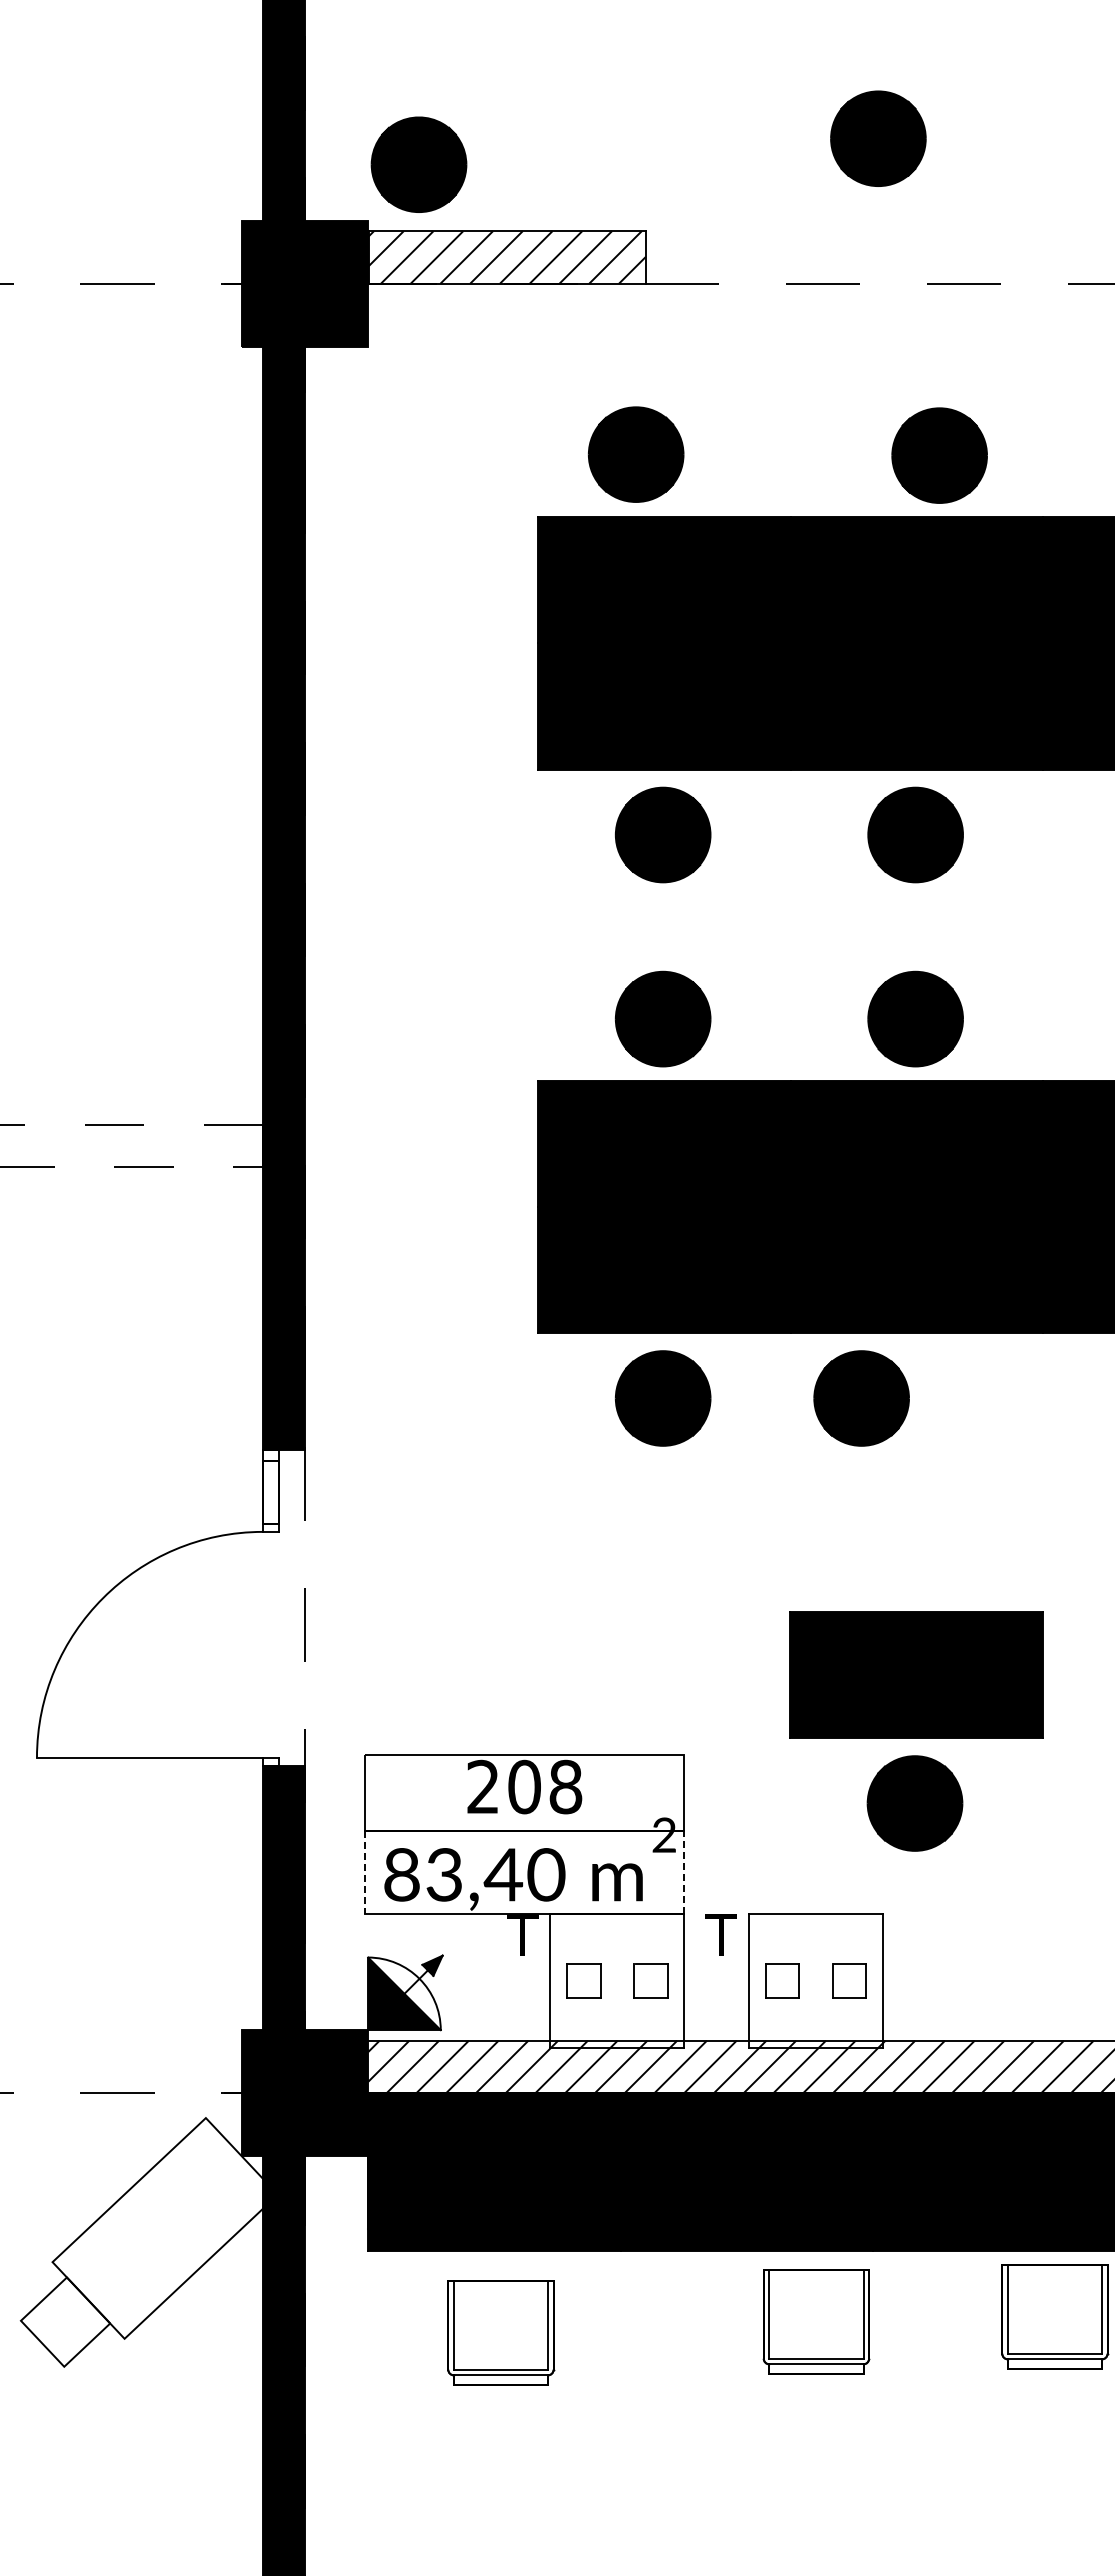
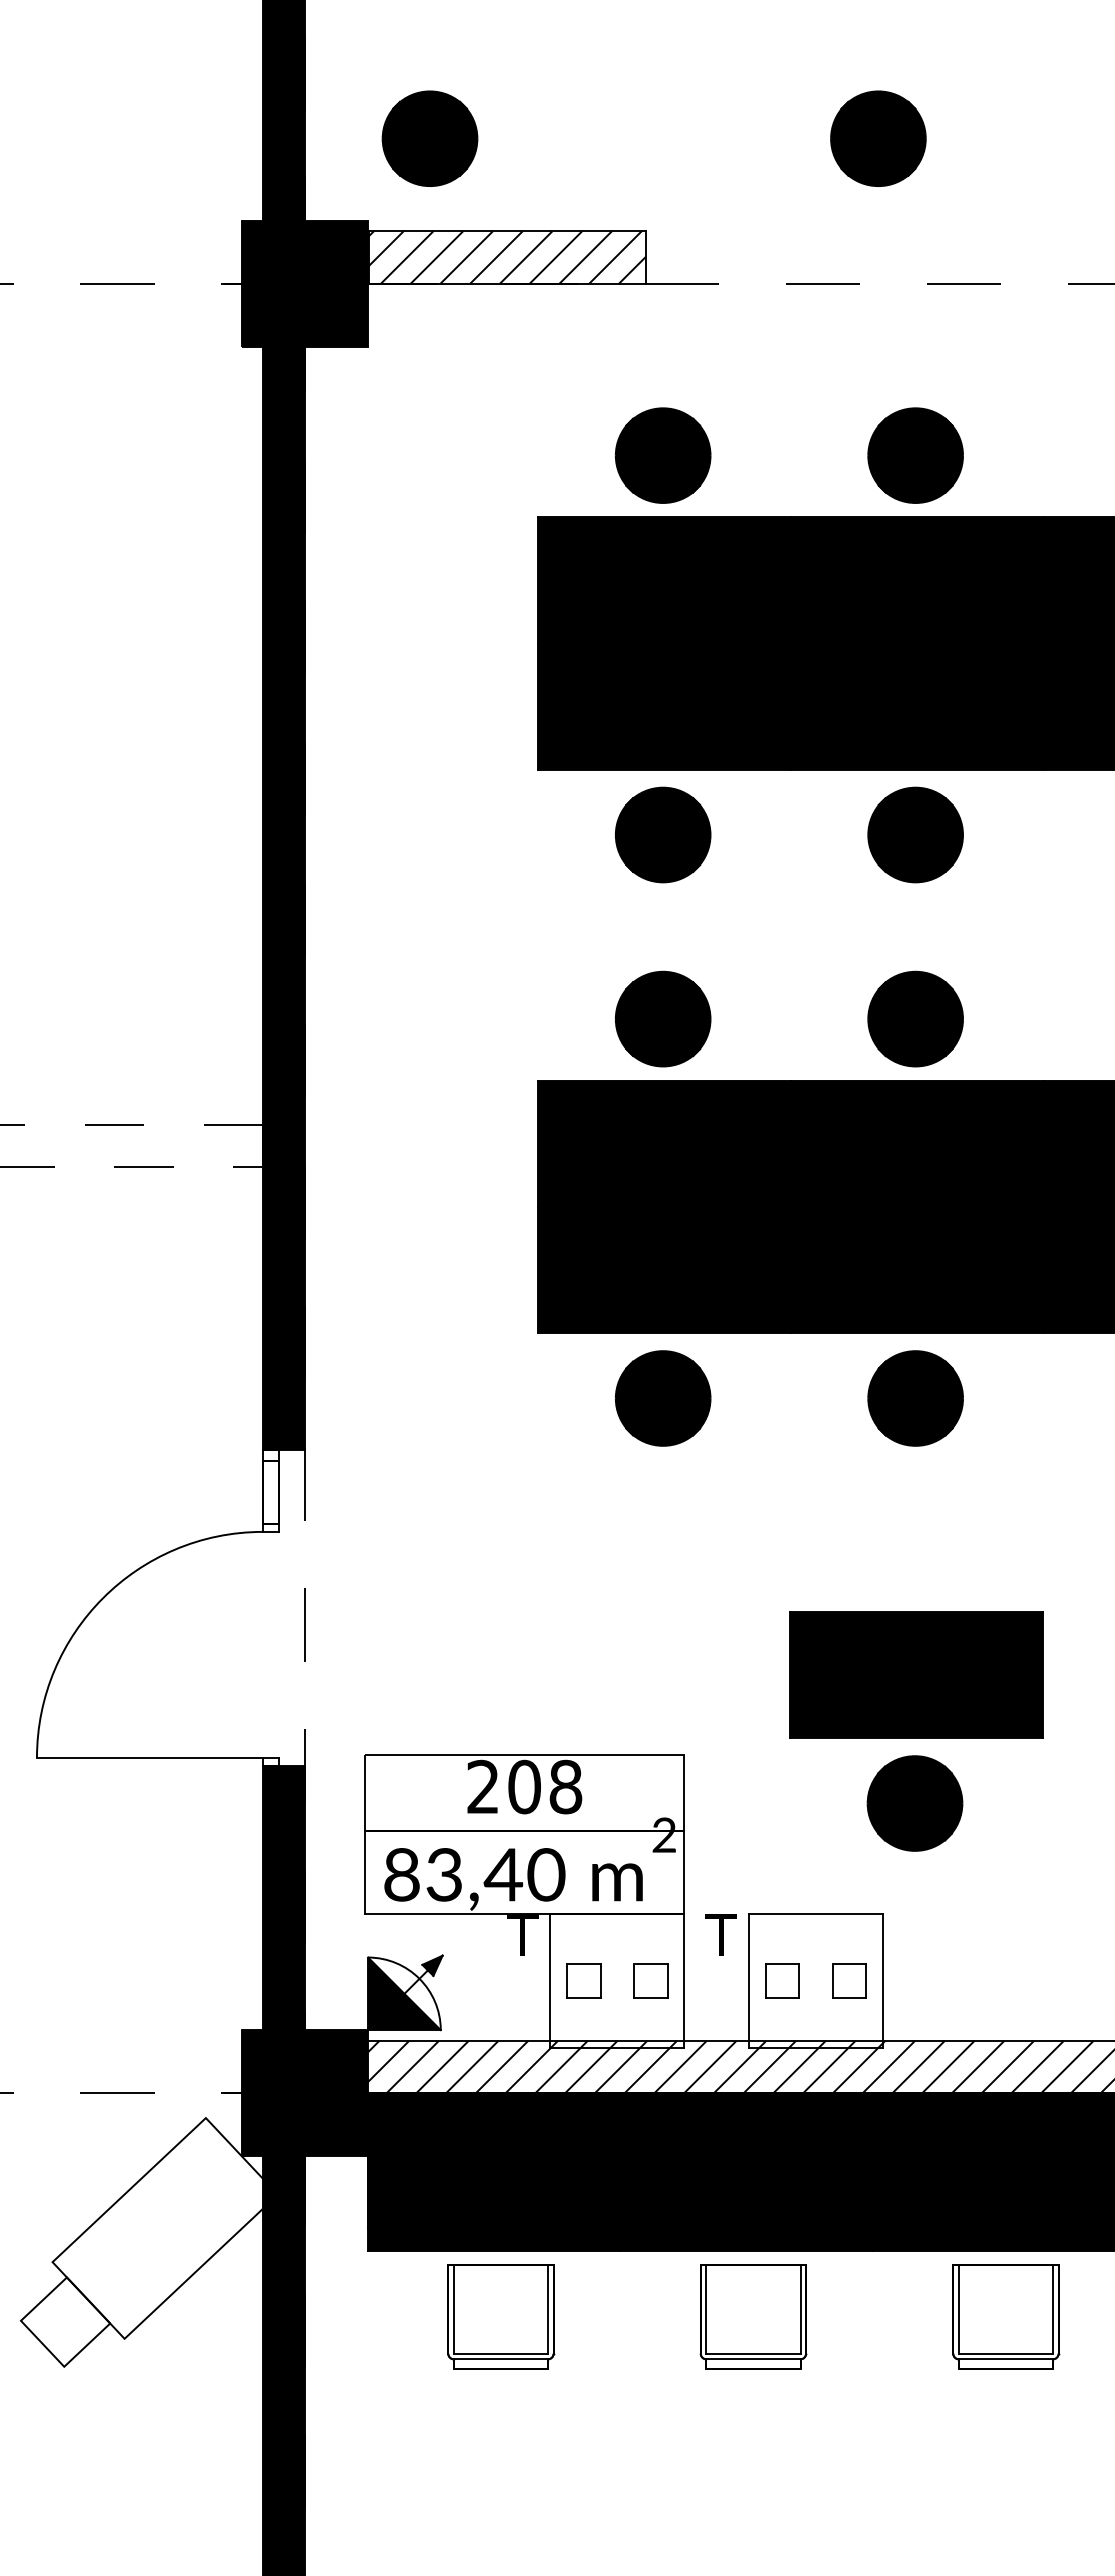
part position: (418, 164) -> (429, 138) (429, 138)
part position: (635, 454) -> (662, 455) (662, 455)
part position: (939, 455) -> (915, 455) (915, 455)
part position: (861, 1398) -> (915, 1398) (915, 1398)
line: dashed -> solid (684, 1872)
line: dashed -> solid (365, 1873)
part position: (1055, 2316) -> (1006, 2316) (1006, 2316)
part position: (816, 2321) -> (753, 2316) (753, 2316)
part position: (501, 2332) -> (501, 2316) (501, 2316)
